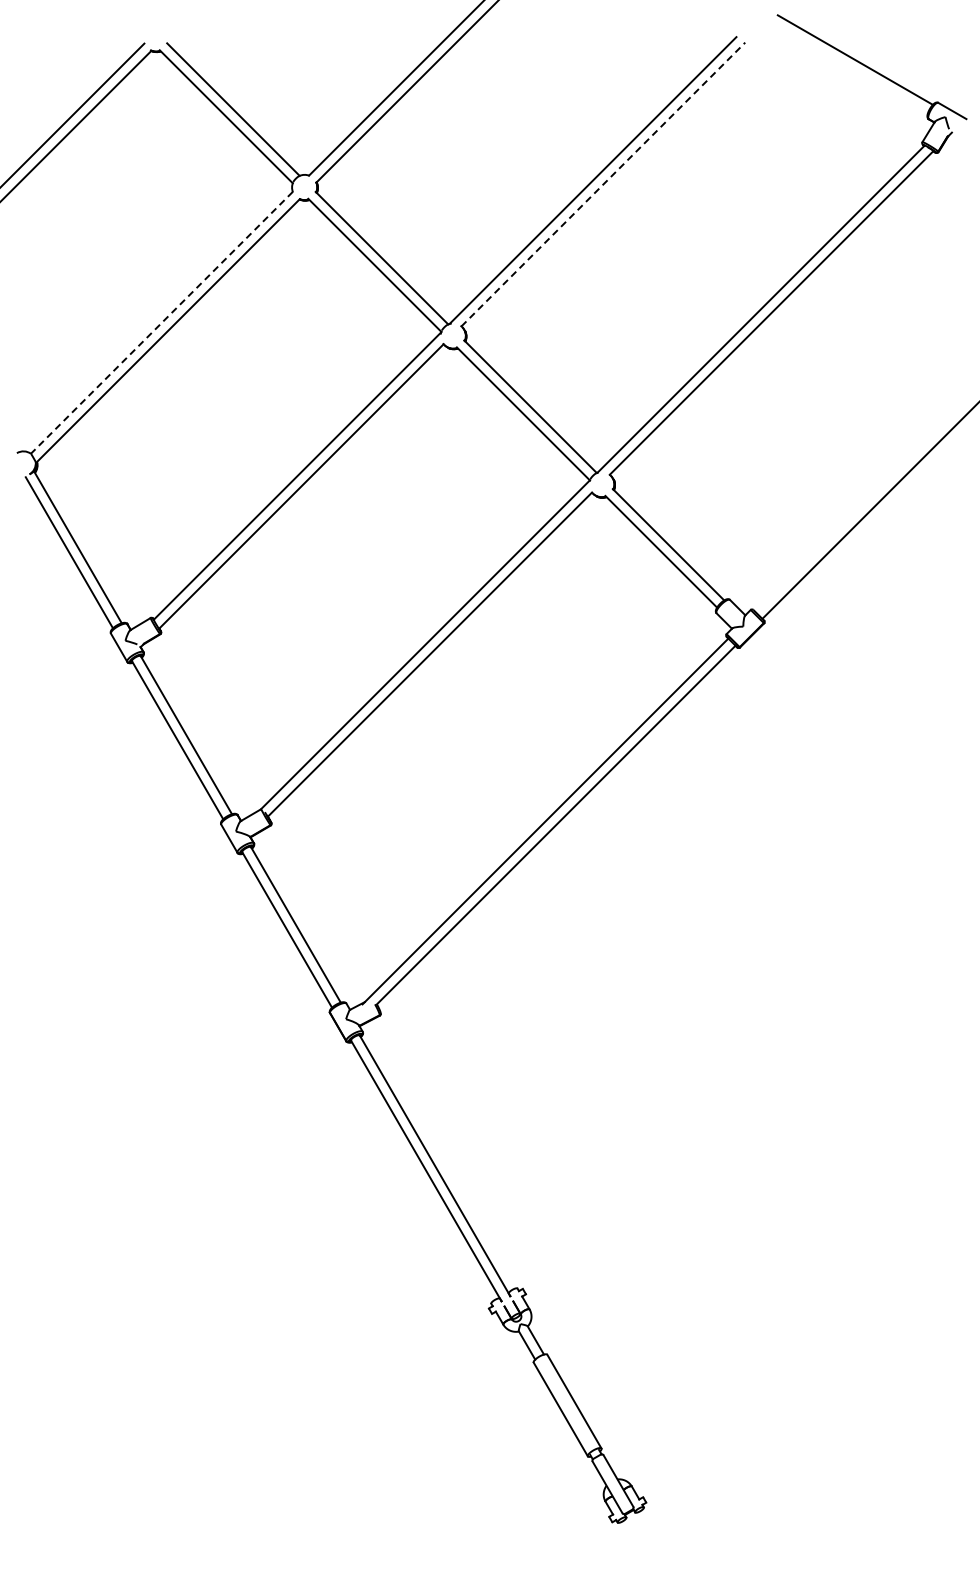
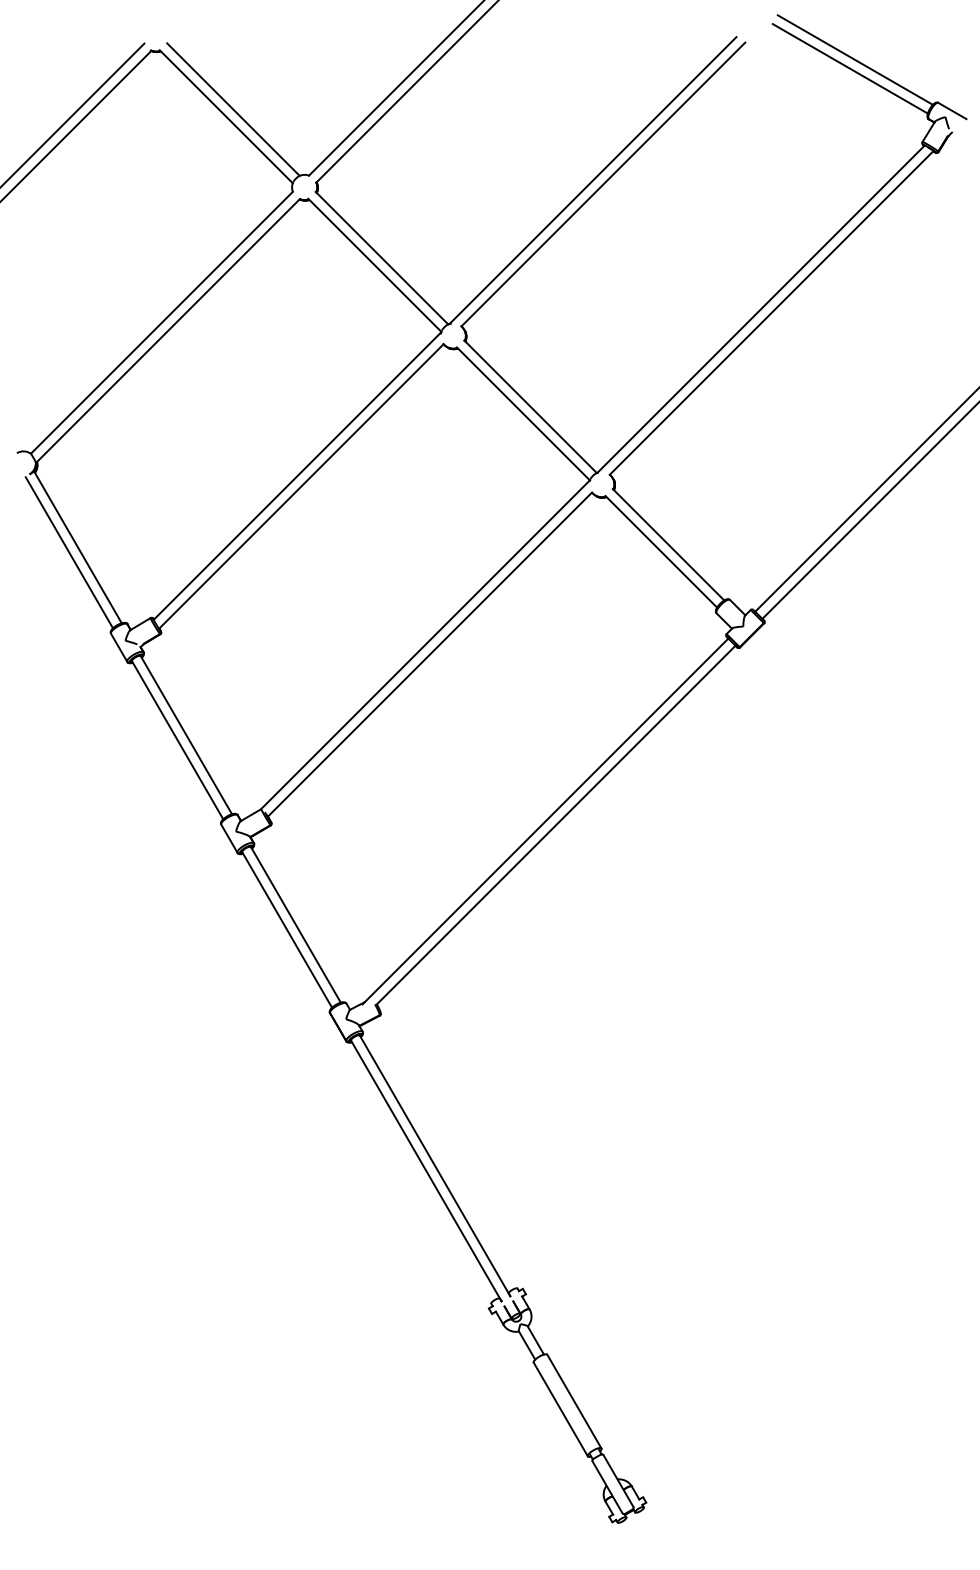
line: none -> present (849, 68)
line: dashed -> solid (603, 184)
line: dashed -> solid (161, 323)
line: none -> present (865, 500)
